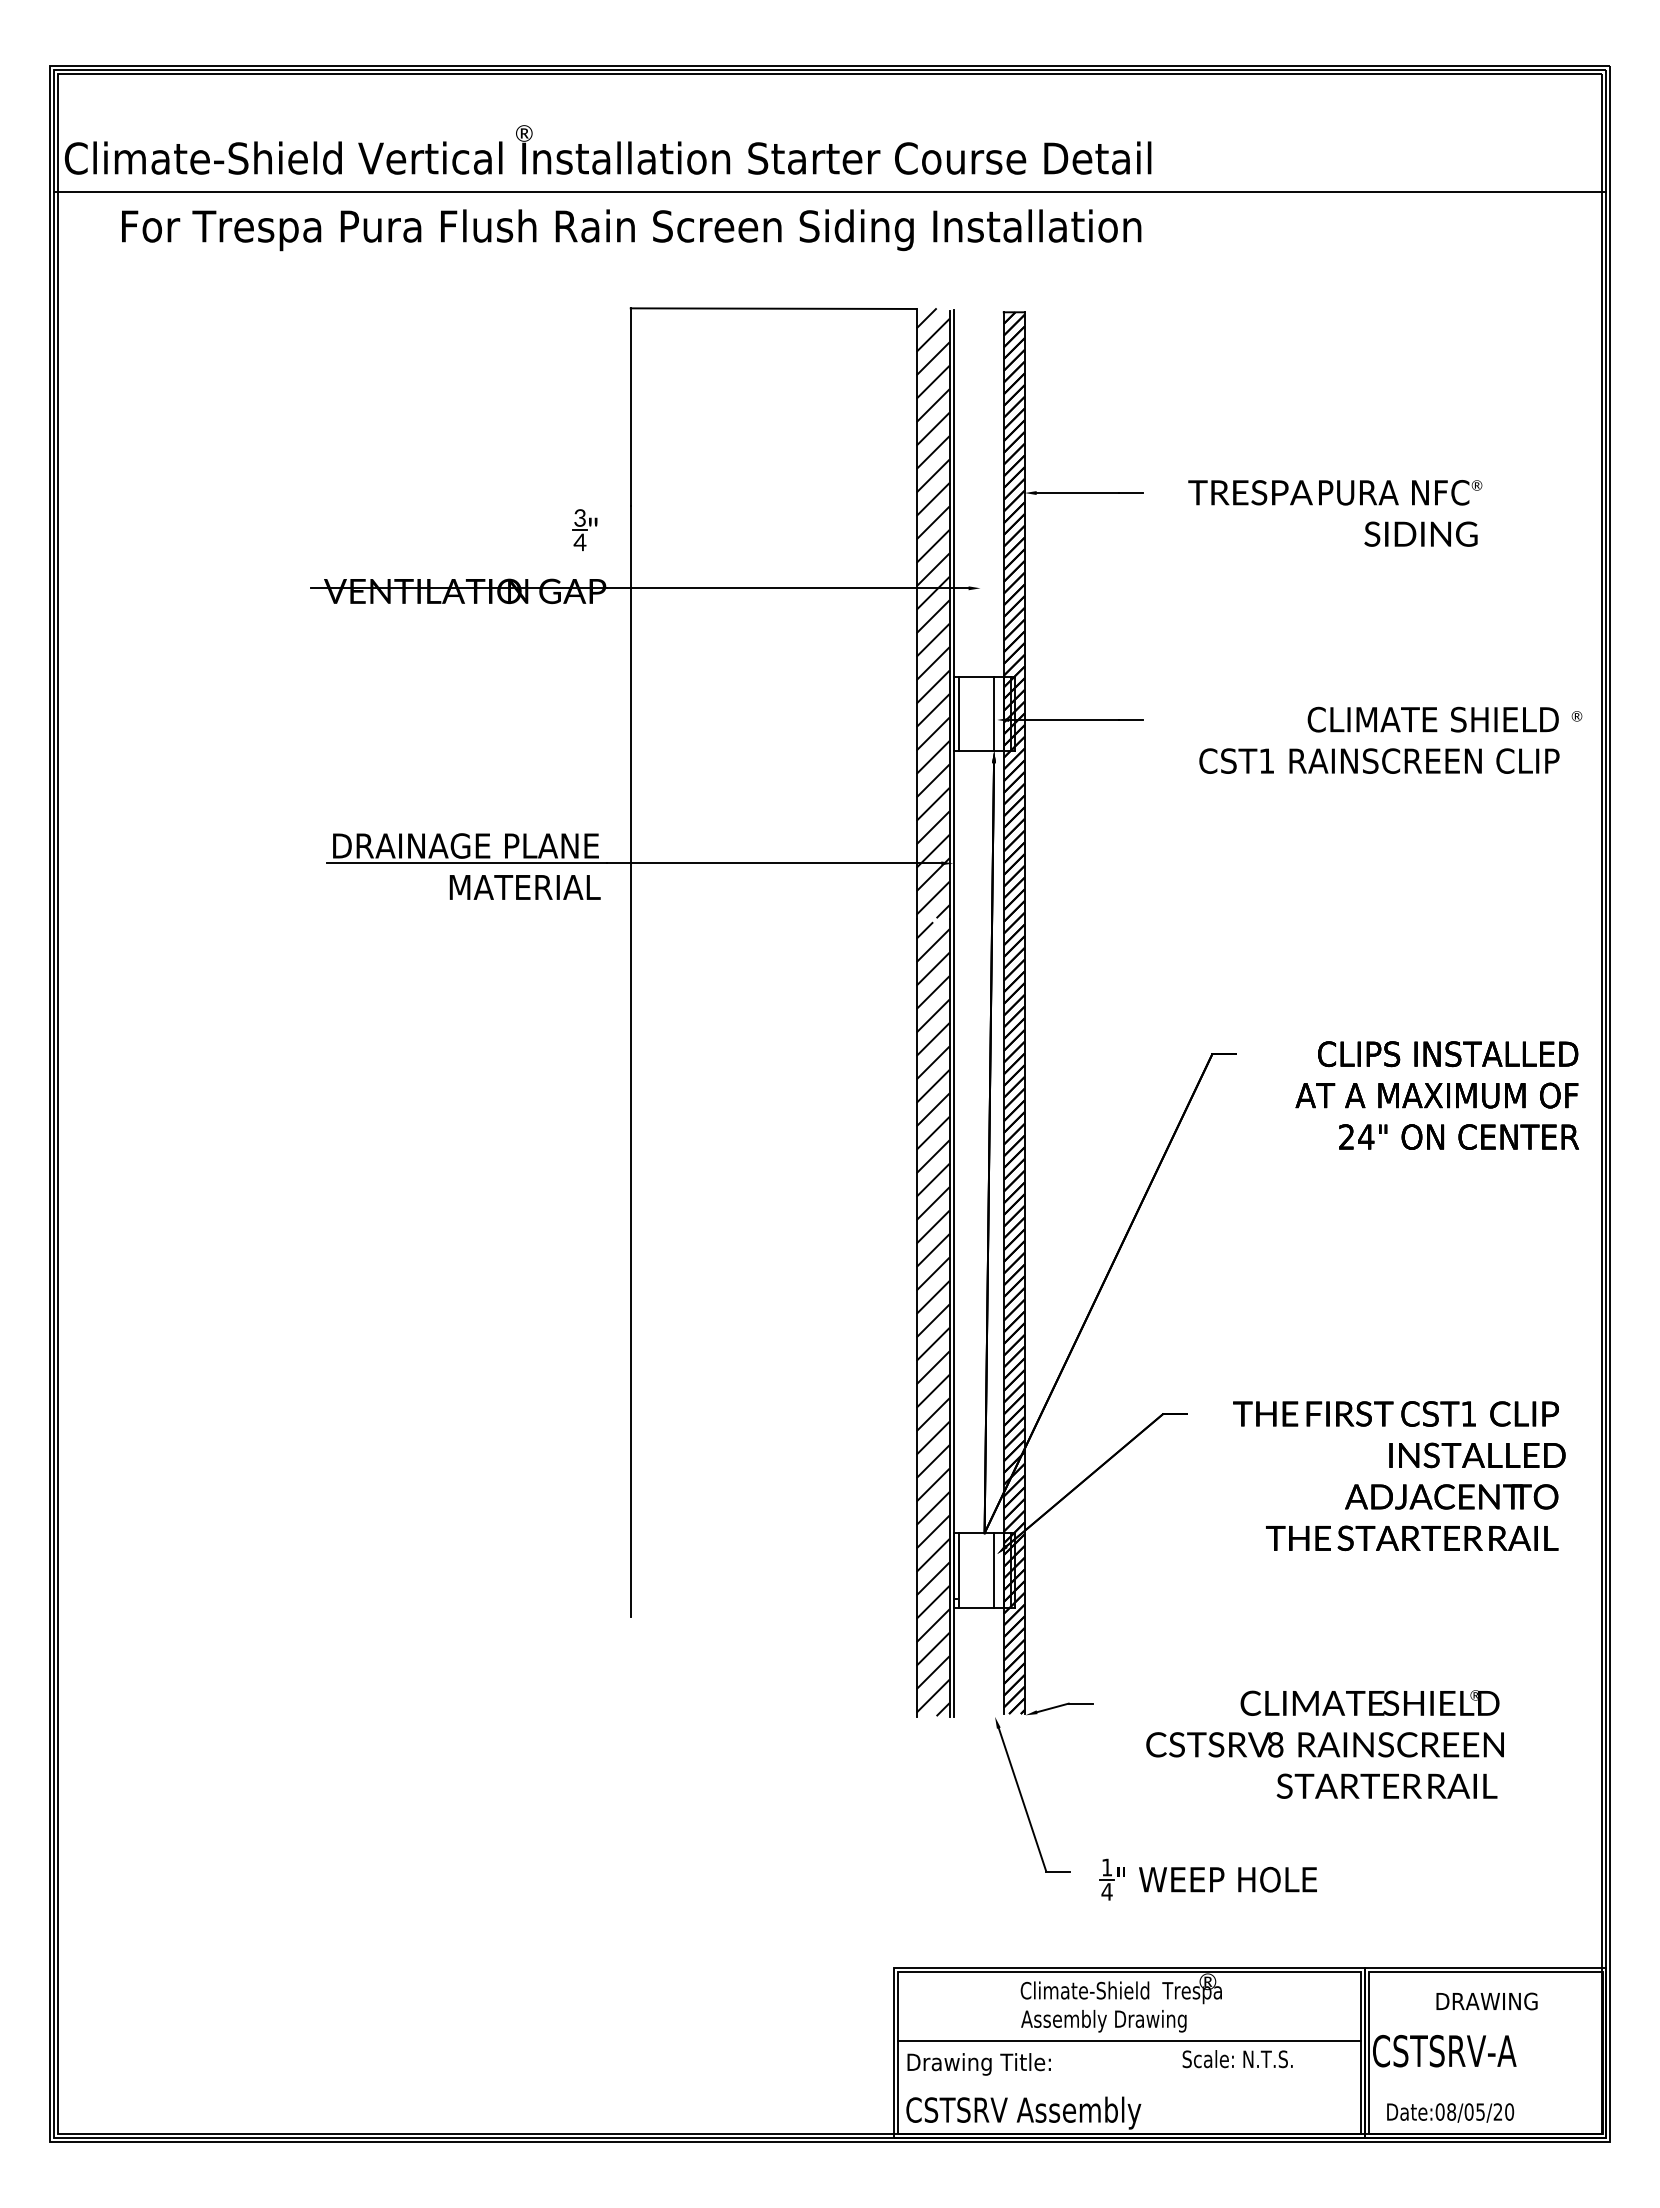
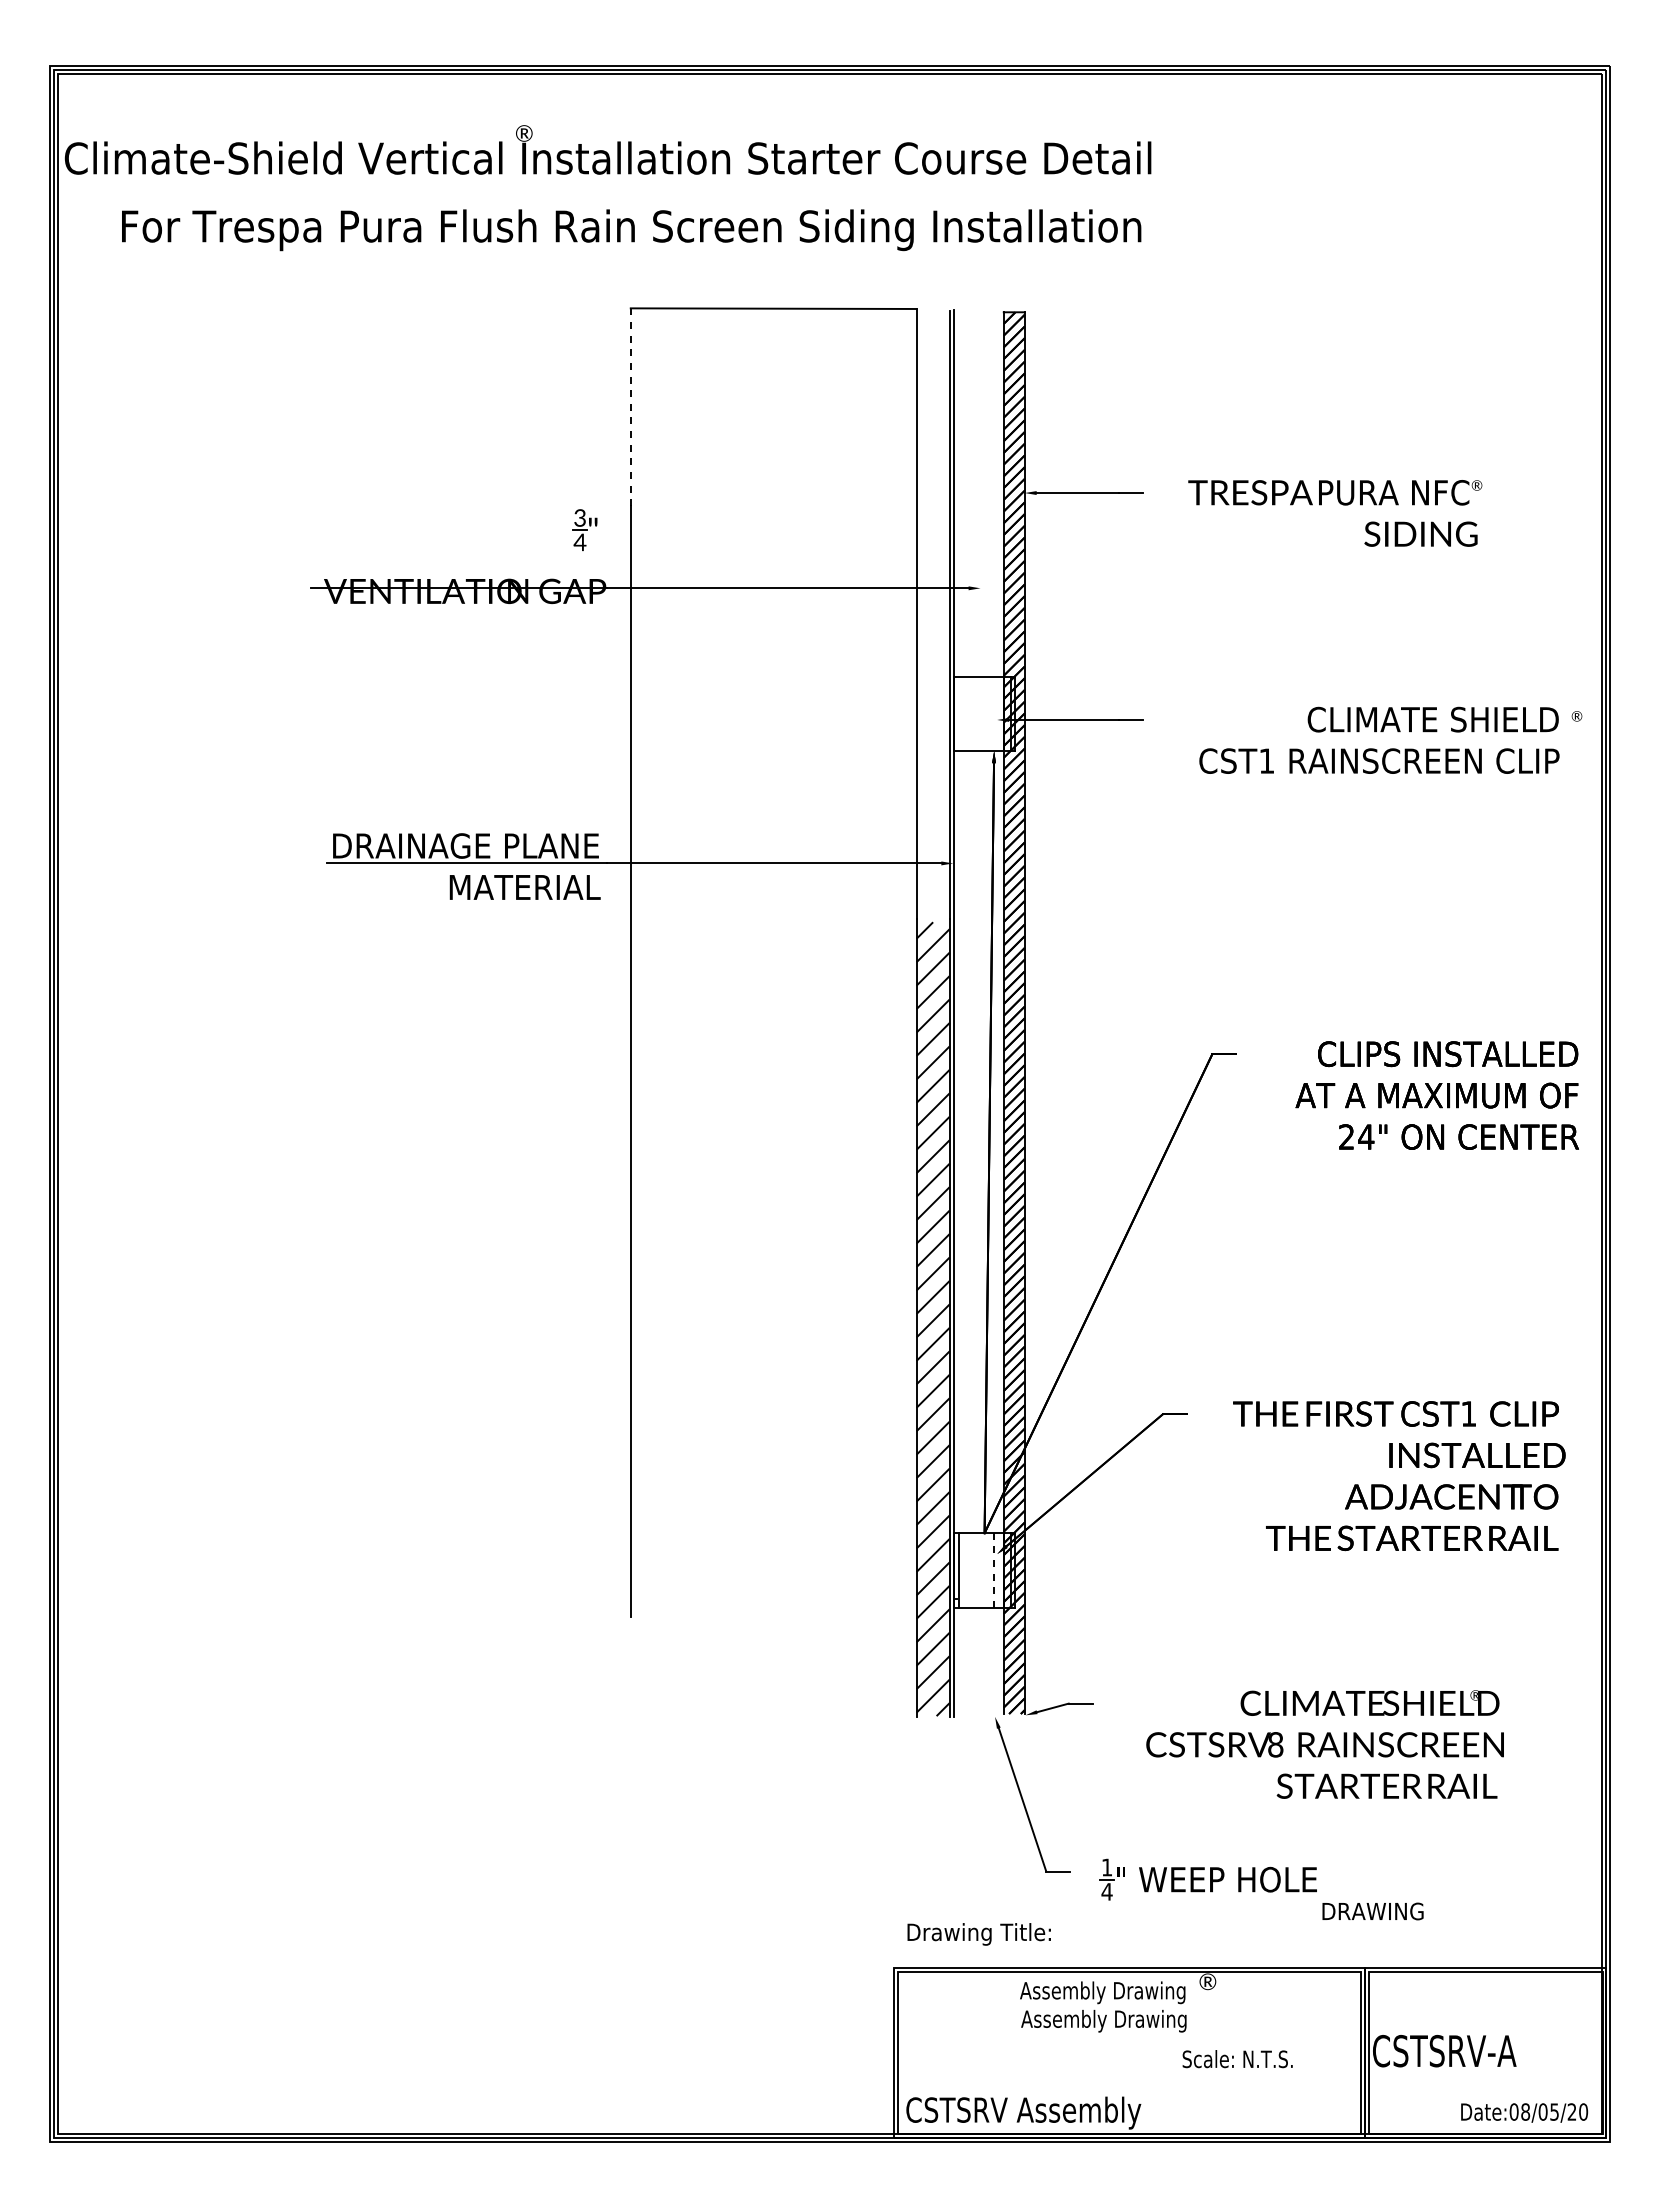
line: present -> none (829, 192)
line: solid -> dashed (630, 407)
hatch: present -> none (932, 613)
line: present -> none (959, 713)
line: present -> none (994, 713)
line: solid -> dashed (994, 1569)
text: Climate-Shield  Trespa -> Assembly Drawing (1120, 1992)
text position: (1486, 2001) -> (1372, 1911) (1372, 1911)
line: present -> none (1129, 2041)
text position: (978, 2064) -> (978, 1934) (978, 1934)
text position: (1450, 2112) -> (1524, 2112) (1524, 2112)
